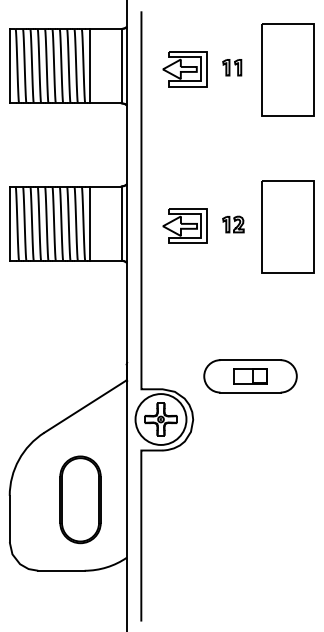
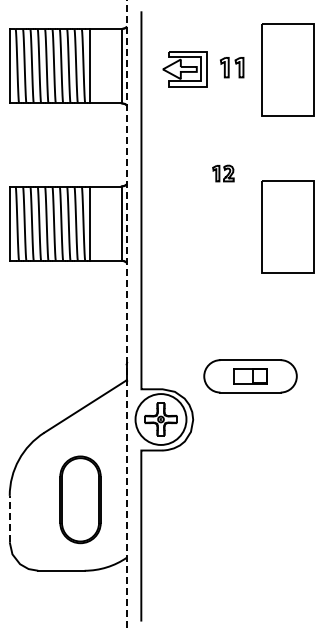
part size: 21x18 px -> 25x22 px (232, 67)
part position: (233, 224) -> (223, 173) (223, 173)
part: present -> none (184, 225)
line: solid -> dashed (127, 316)
line: solid -> dashed (9, 518)
